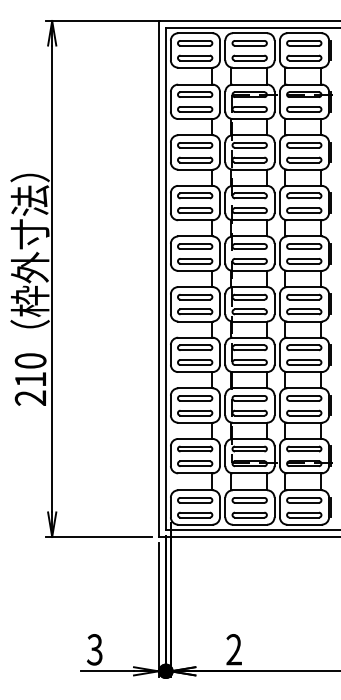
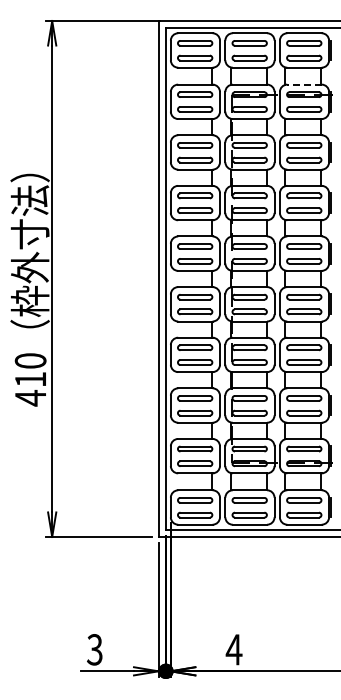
line: solid -> dashed (304, 84)
text: 210 -> 410 (29, 397)
text: 2 -> 4 (233, 649)
